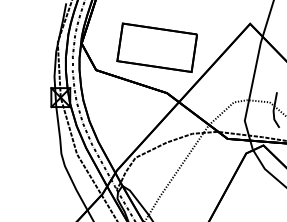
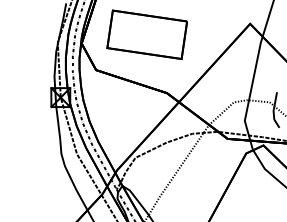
part position: (156, 47) -> (146, 34) (146, 34)
